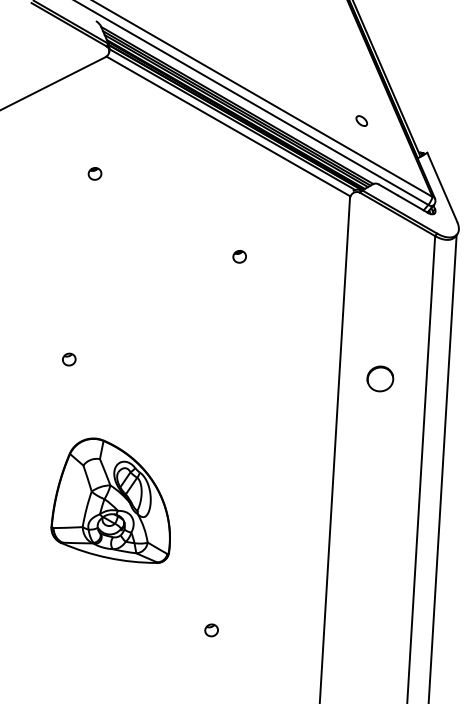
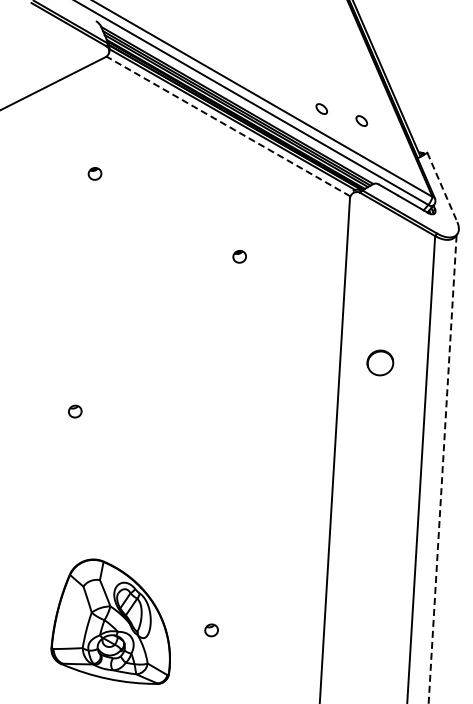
part: none -> present (321, 108)
line: solid -> dashed (228, 126)
line: solid -> dashed (442, 187)
part position: (69, 359) -> (75, 411) (75, 411)
part position: (380, 378) -> (380, 362) (380, 362)
line: solid -> dashed (442, 468)
part position: (110, 500) -> (110, 621) (110, 621)
